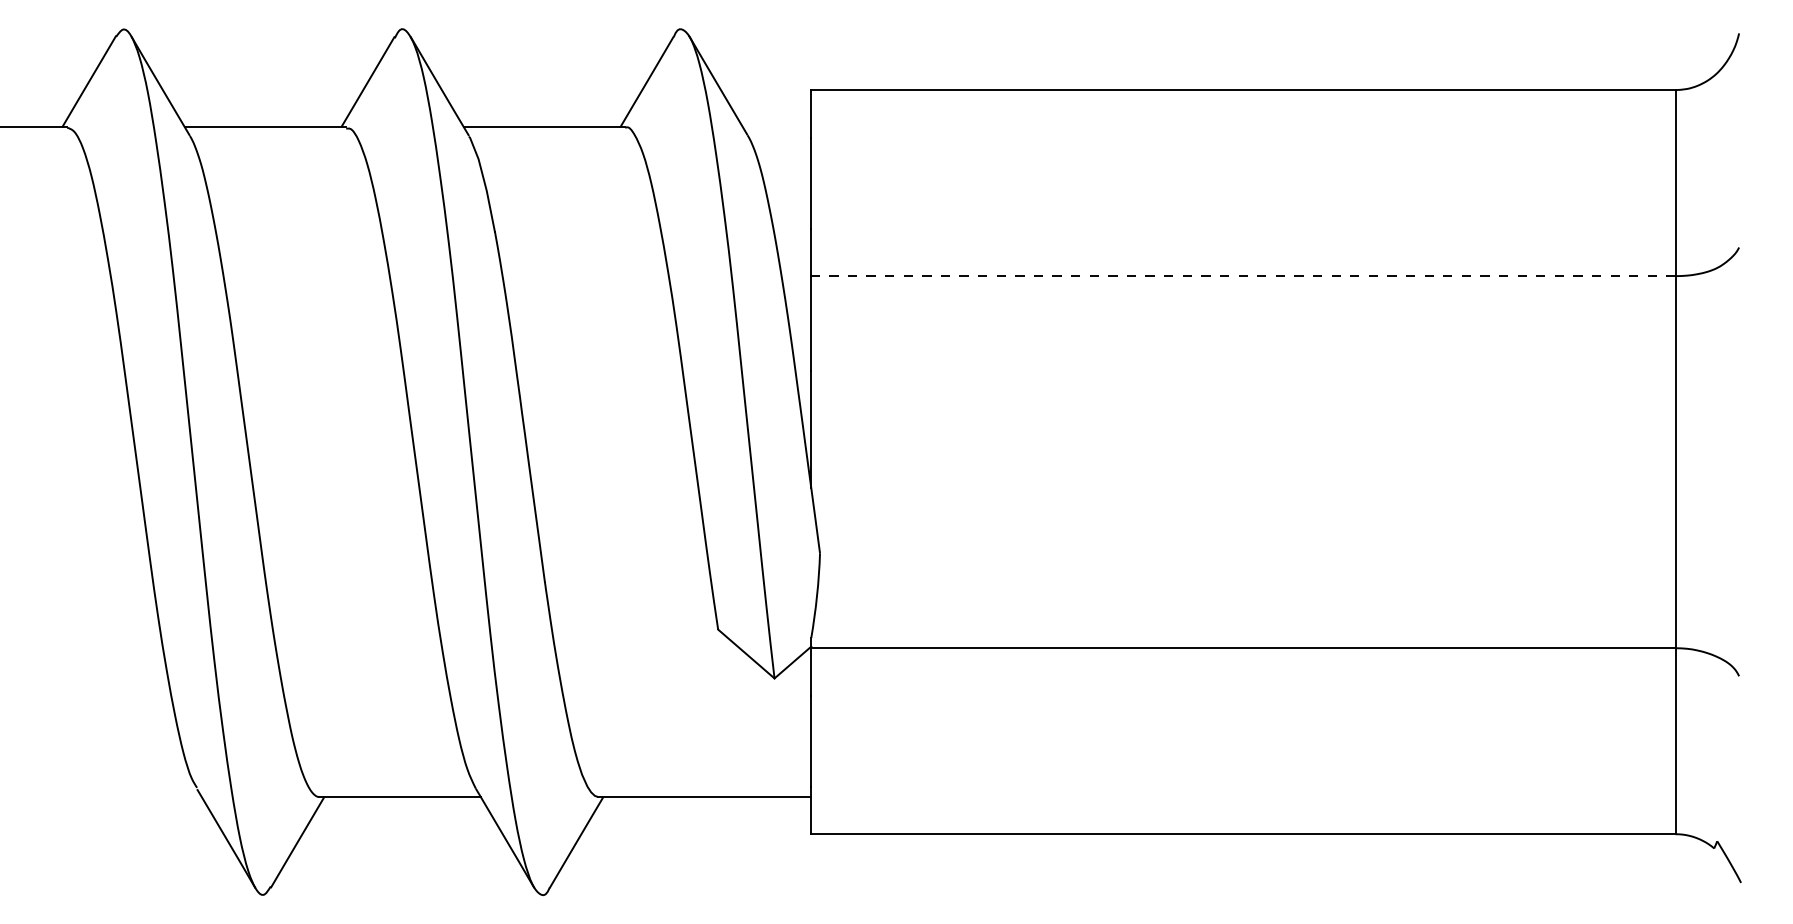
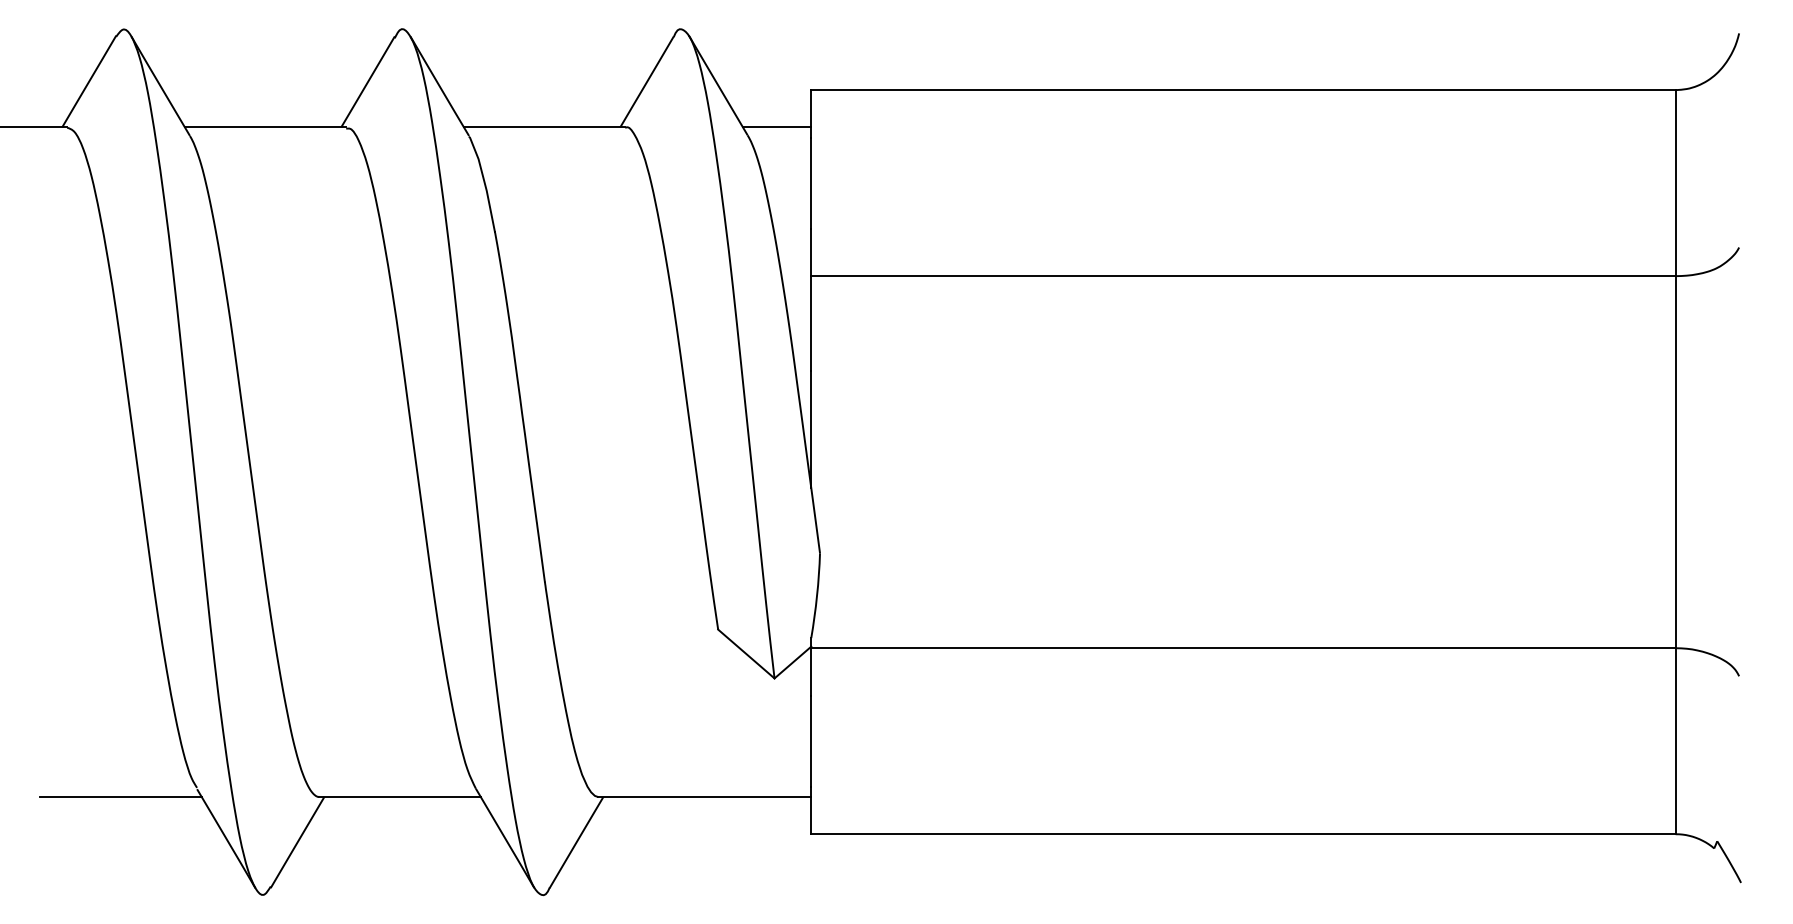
line: none -> present (776, 127)
line: dashed -> solid (1242, 276)
line: none -> present (120, 797)
